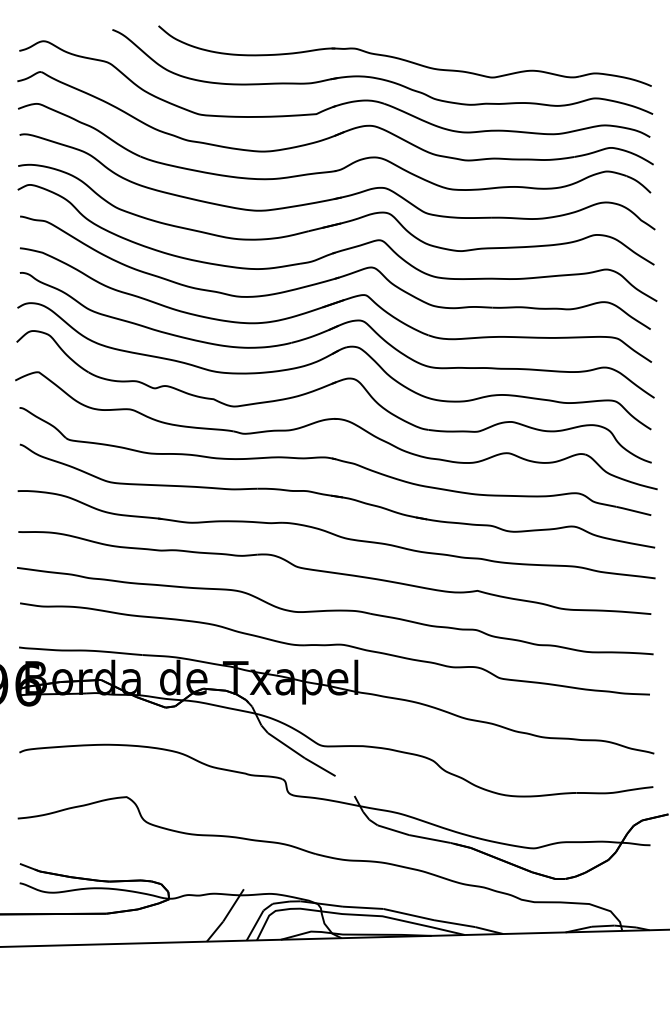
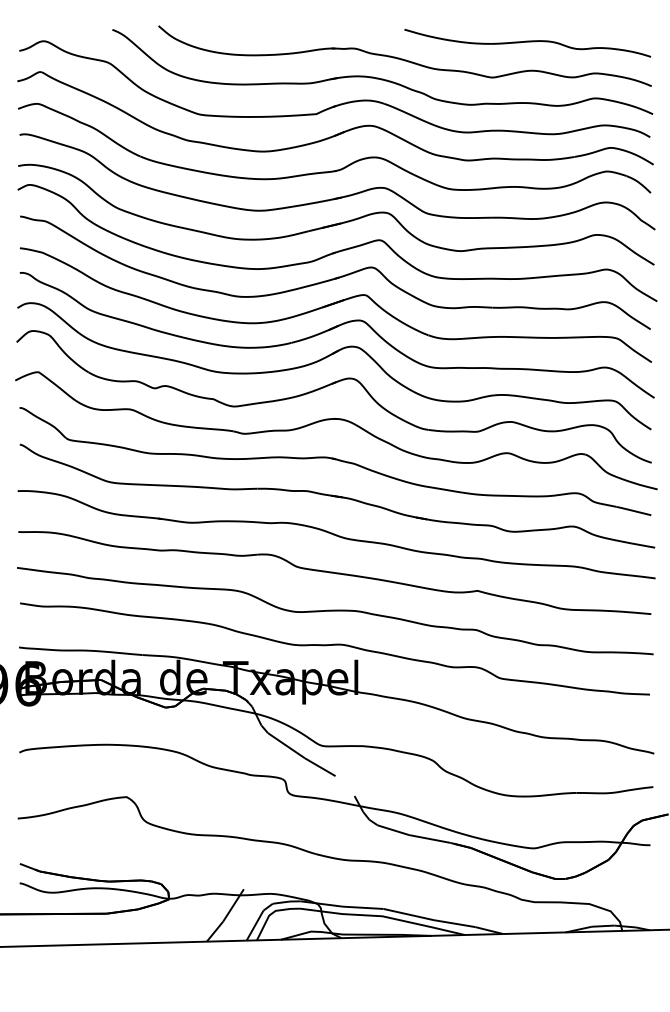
part: none -> present (527, 43)
